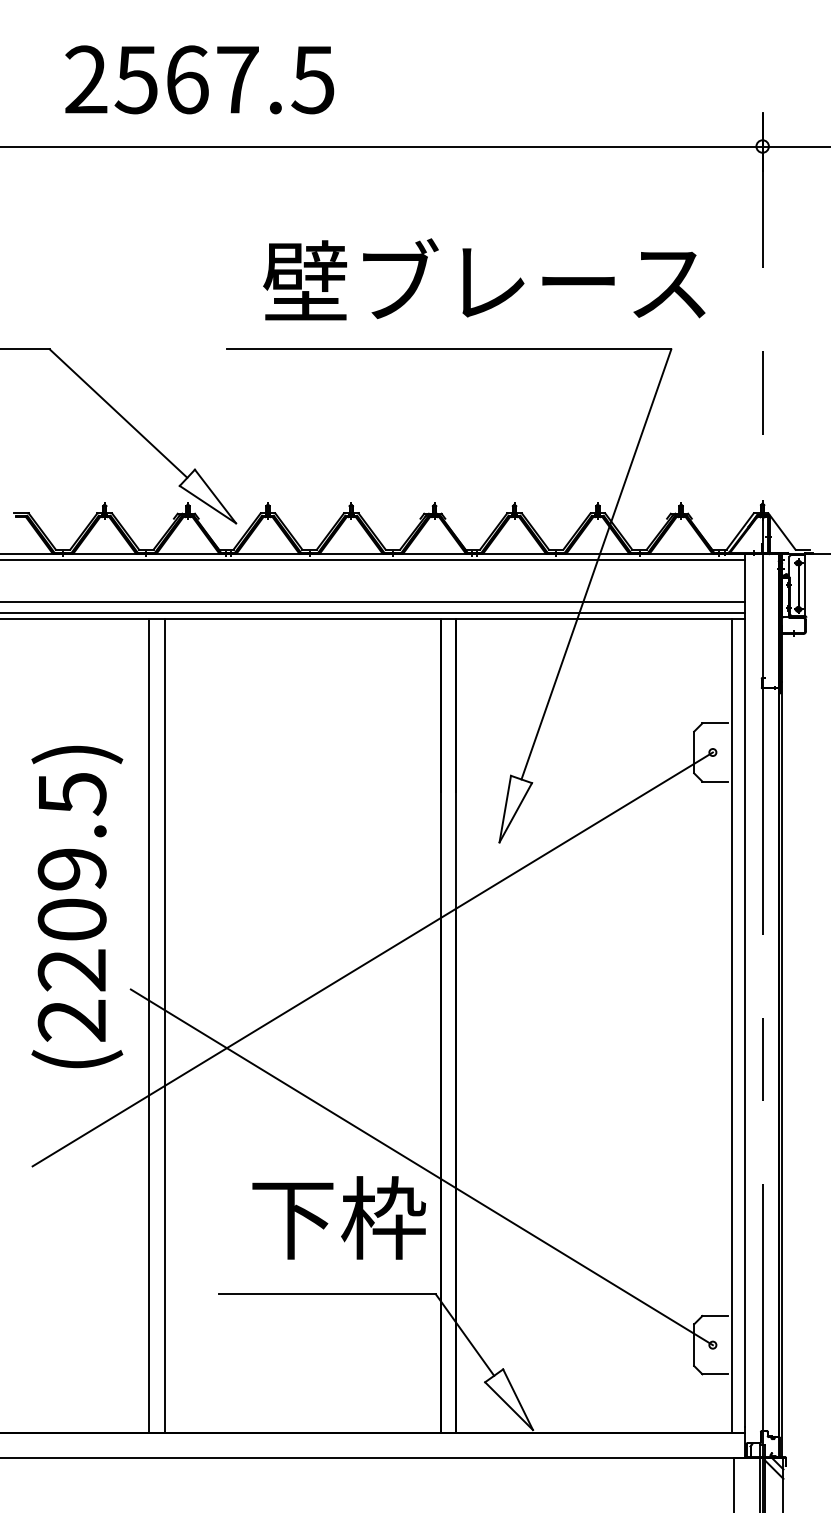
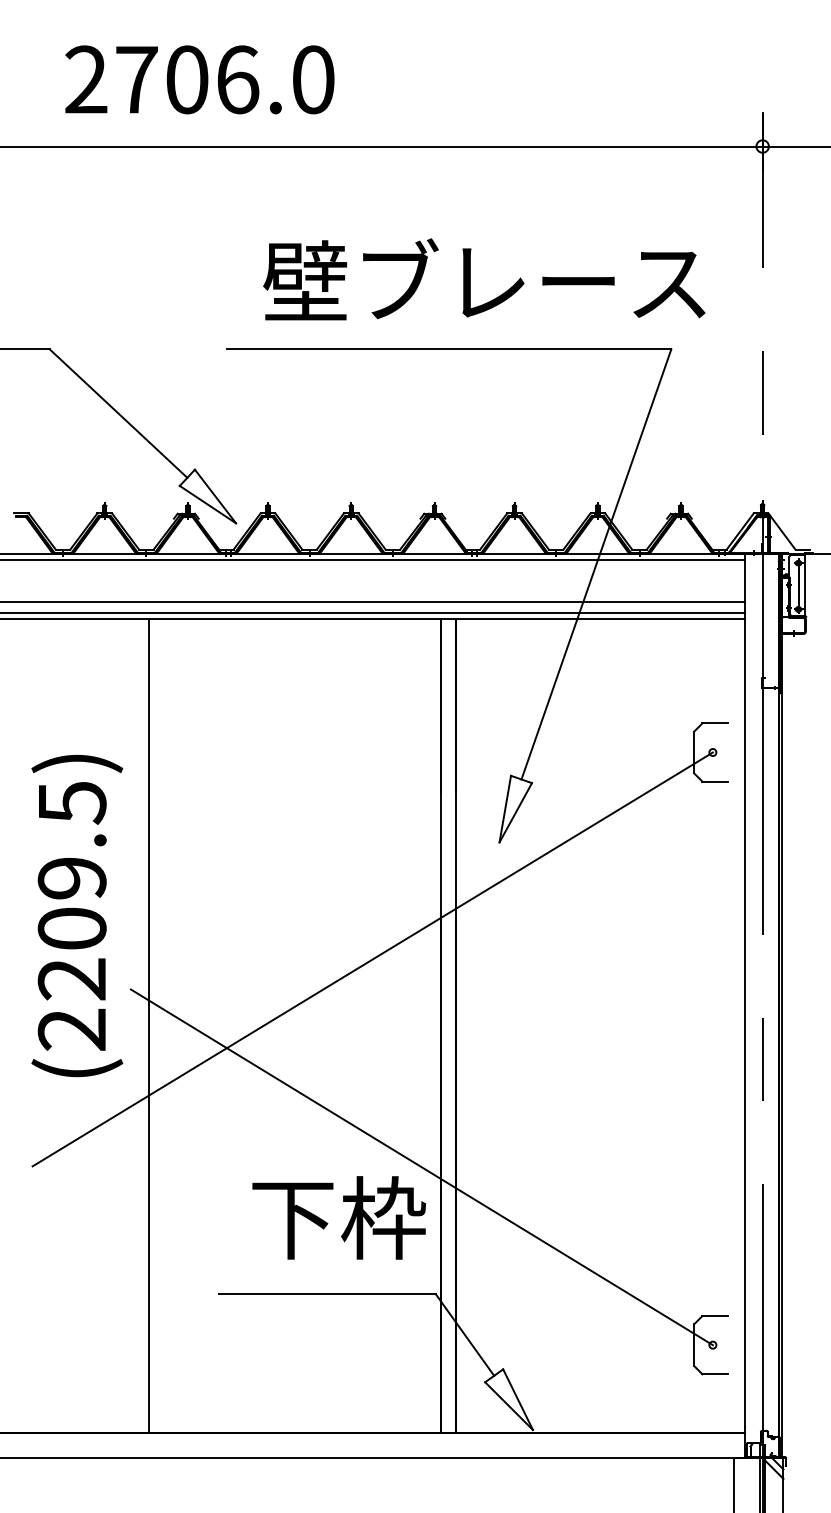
text: 2567.5 -> 2706.0 (224, 79)
text position: (77, 907) -> (77, 916) (77, 916)
line: present -> none (164, 1025)
line: present -> none (732, 1025)
